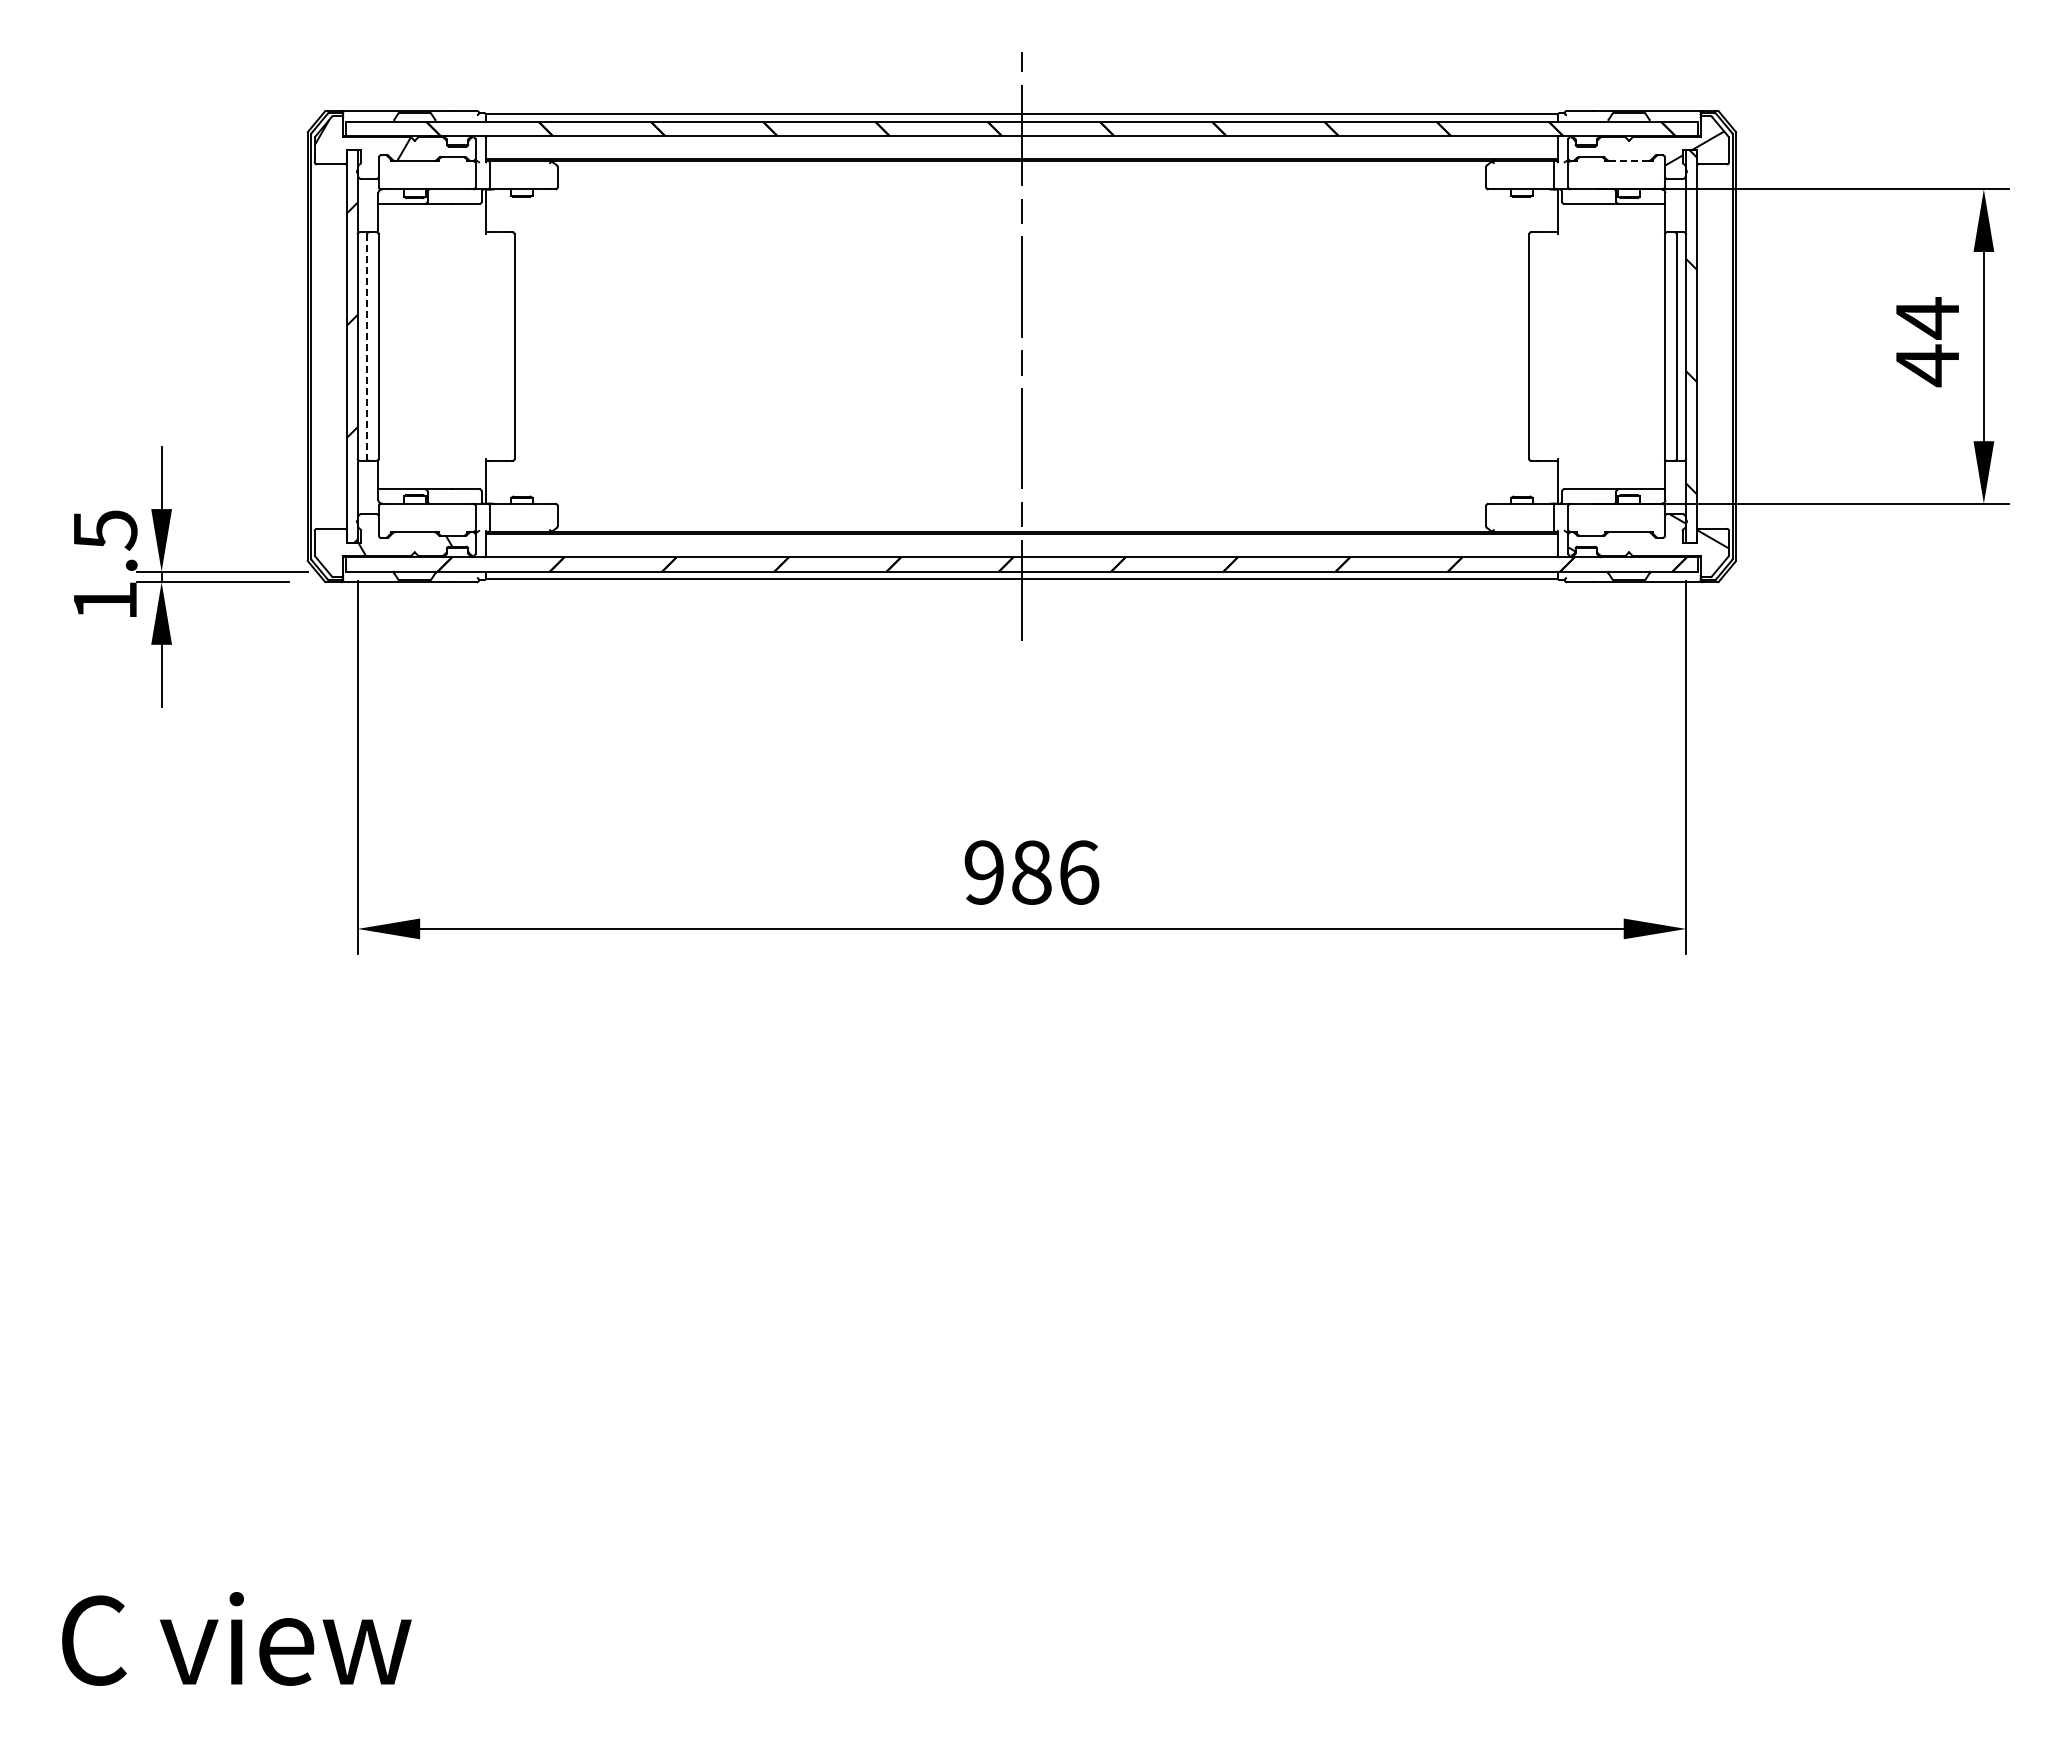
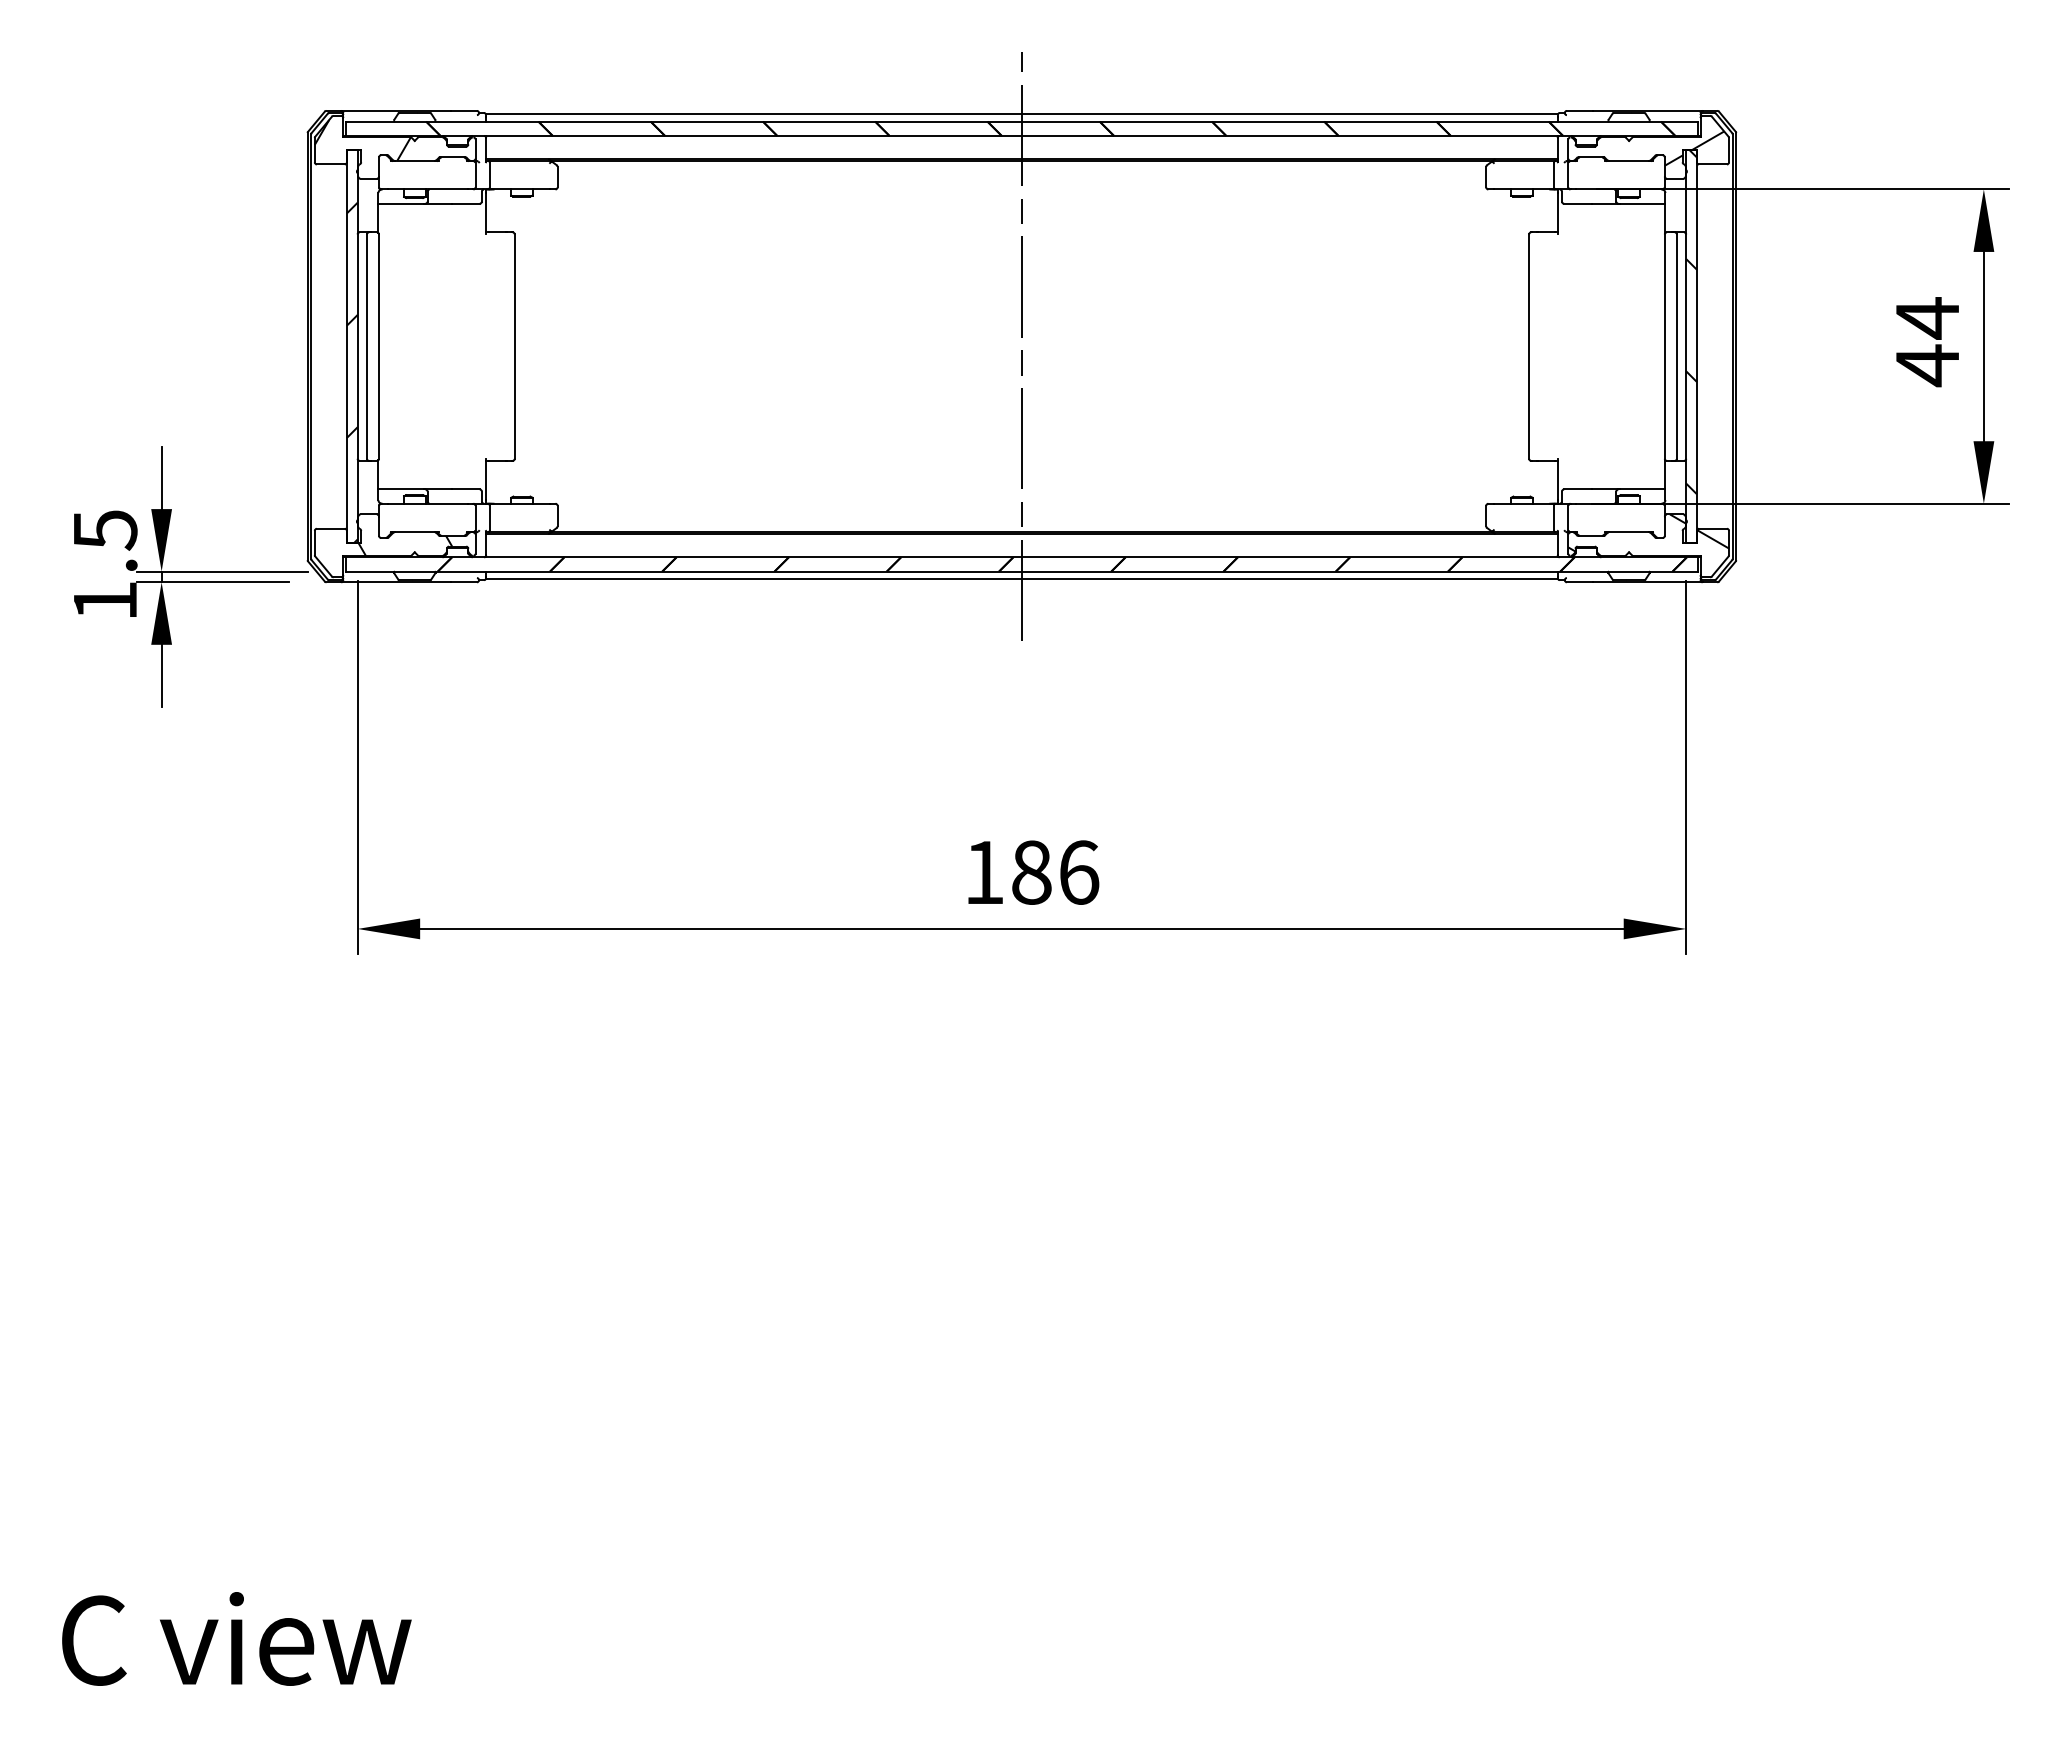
line: dashed -> solid (1629, 160)
line: dashed -> solid (366, 347)
text: 986 -> 186 (983, 872)
